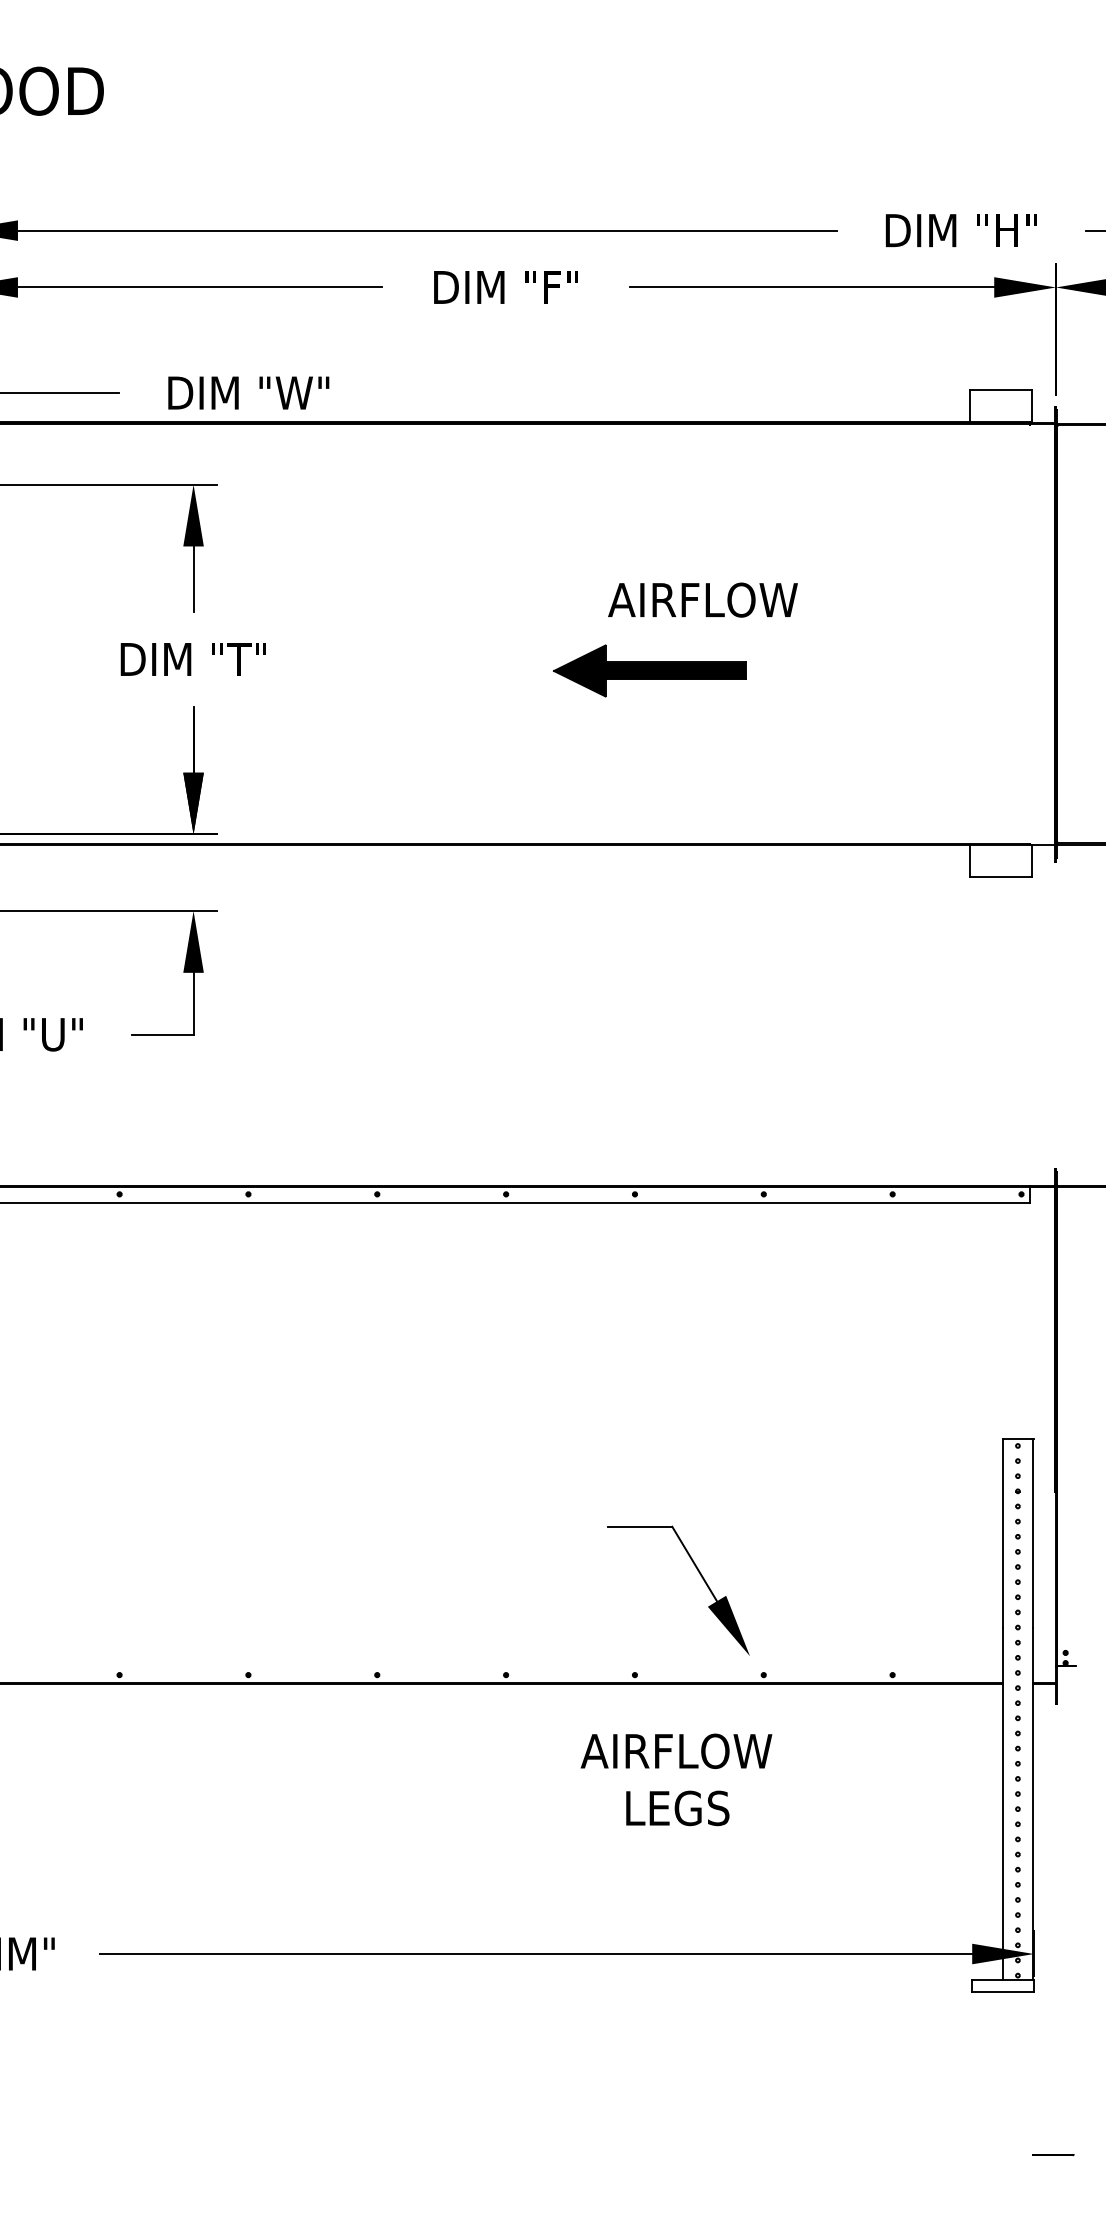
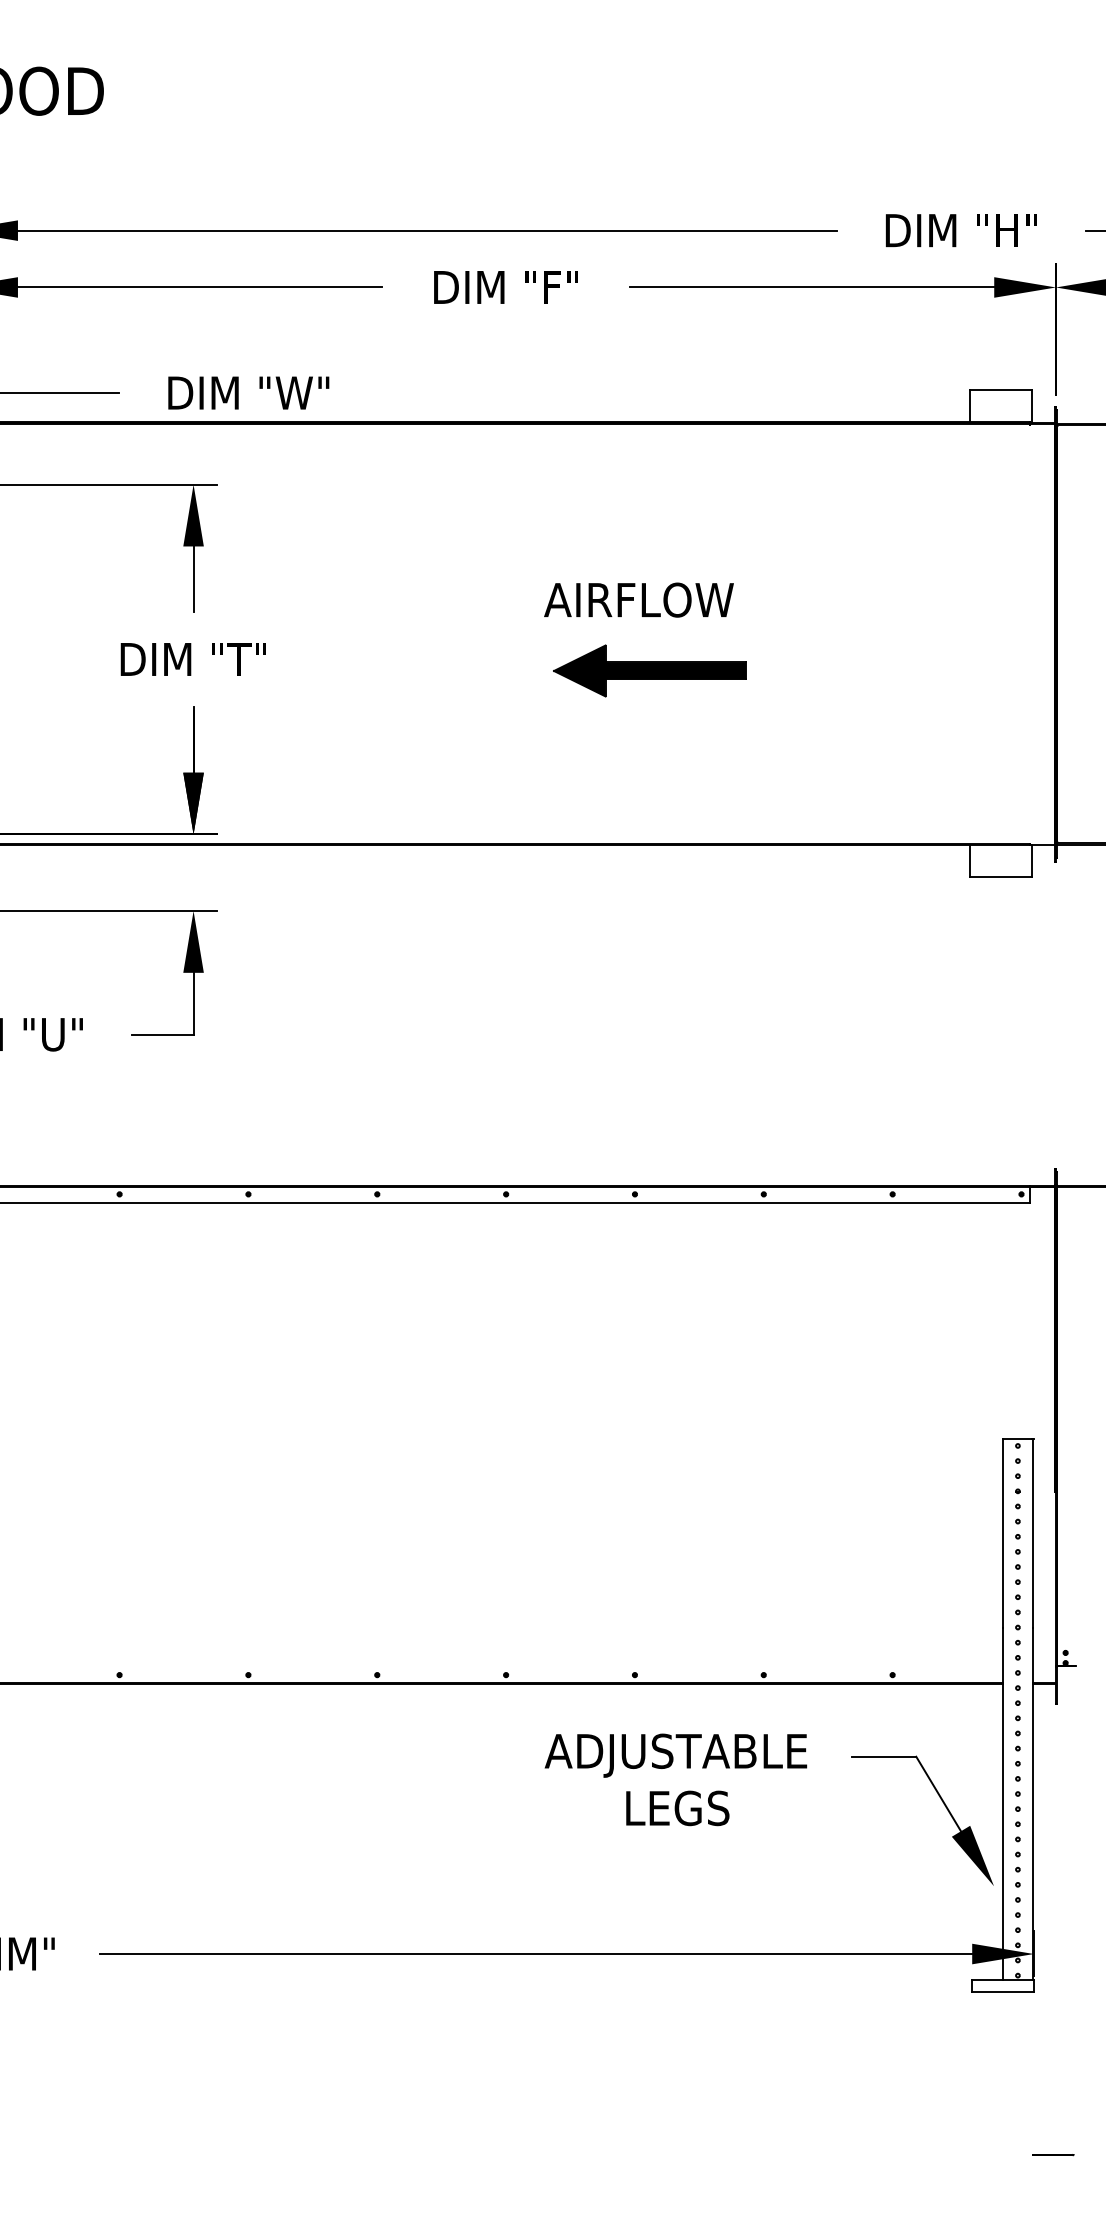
text position: (702, 599) -> (638, 599) (638, 599)
part position: (699, 1574) -> (943, 1804) (943, 1804)
text: AIRFLOW -> ADJUSTABLE (675, 1755)
